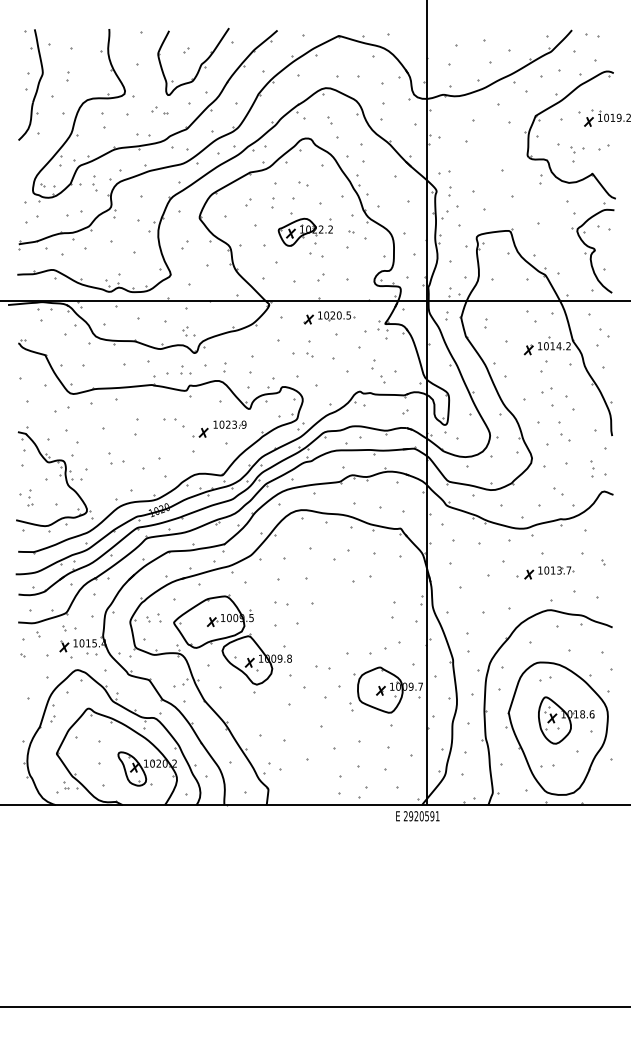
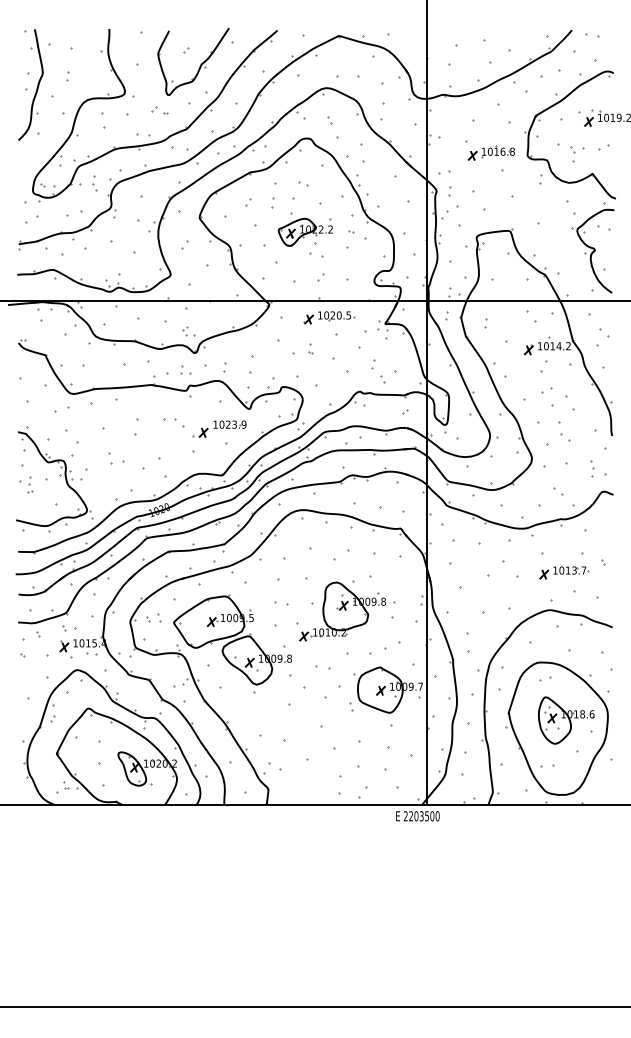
part: none -> present (490, 152)
part size: 8x18 px -> 6x12 px (310, 348)
part position: (26, 497) -> (26, 484) (26, 484)
part position: (549, 572) -> (564, 572) (564, 572)
part: none -> present (342, 611)
text: 2920591 -> 2203500 (424, 816)
